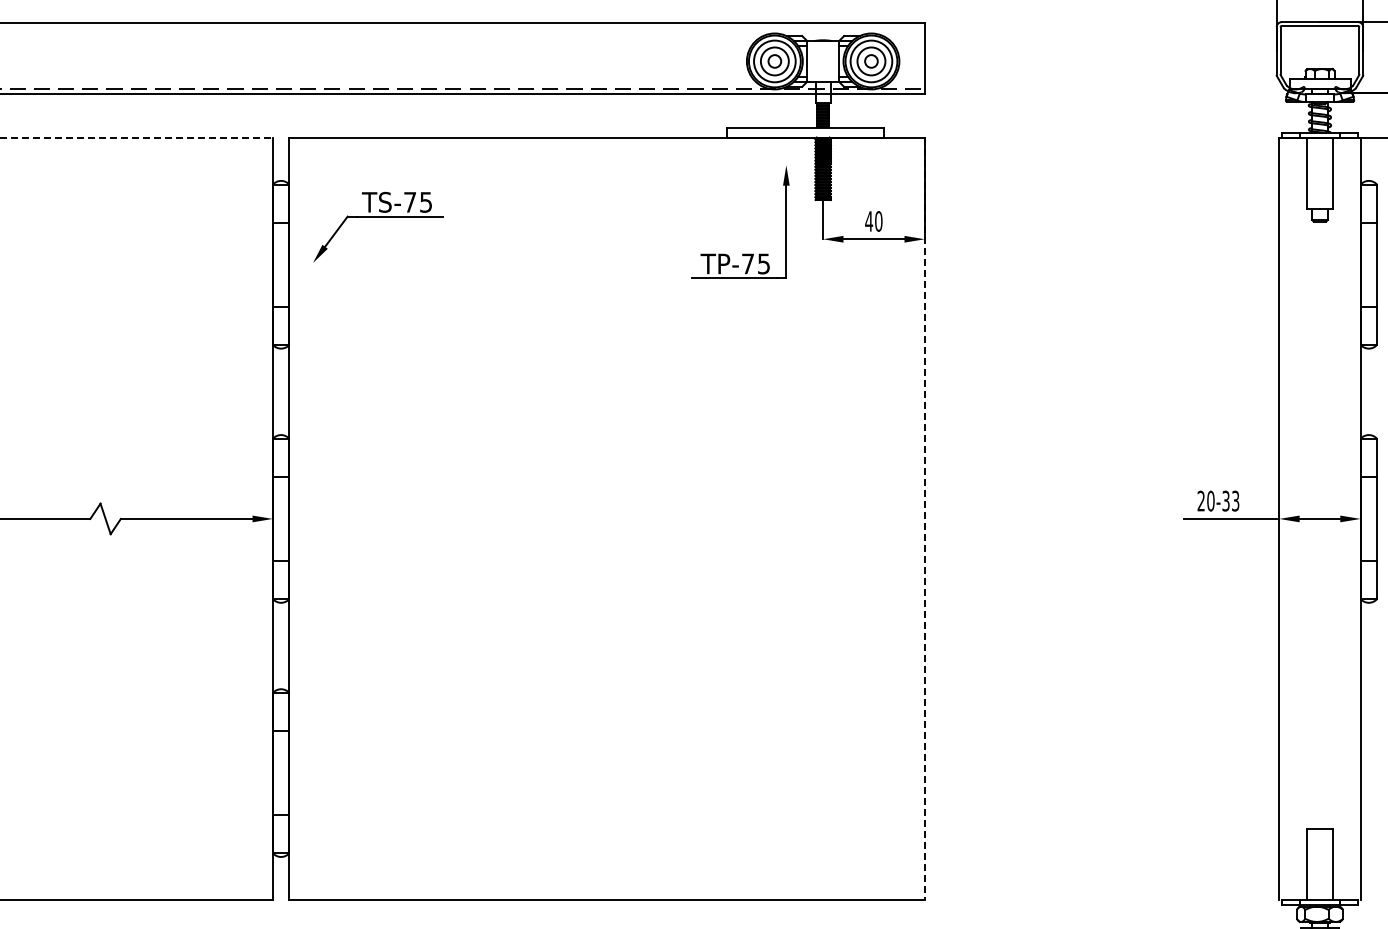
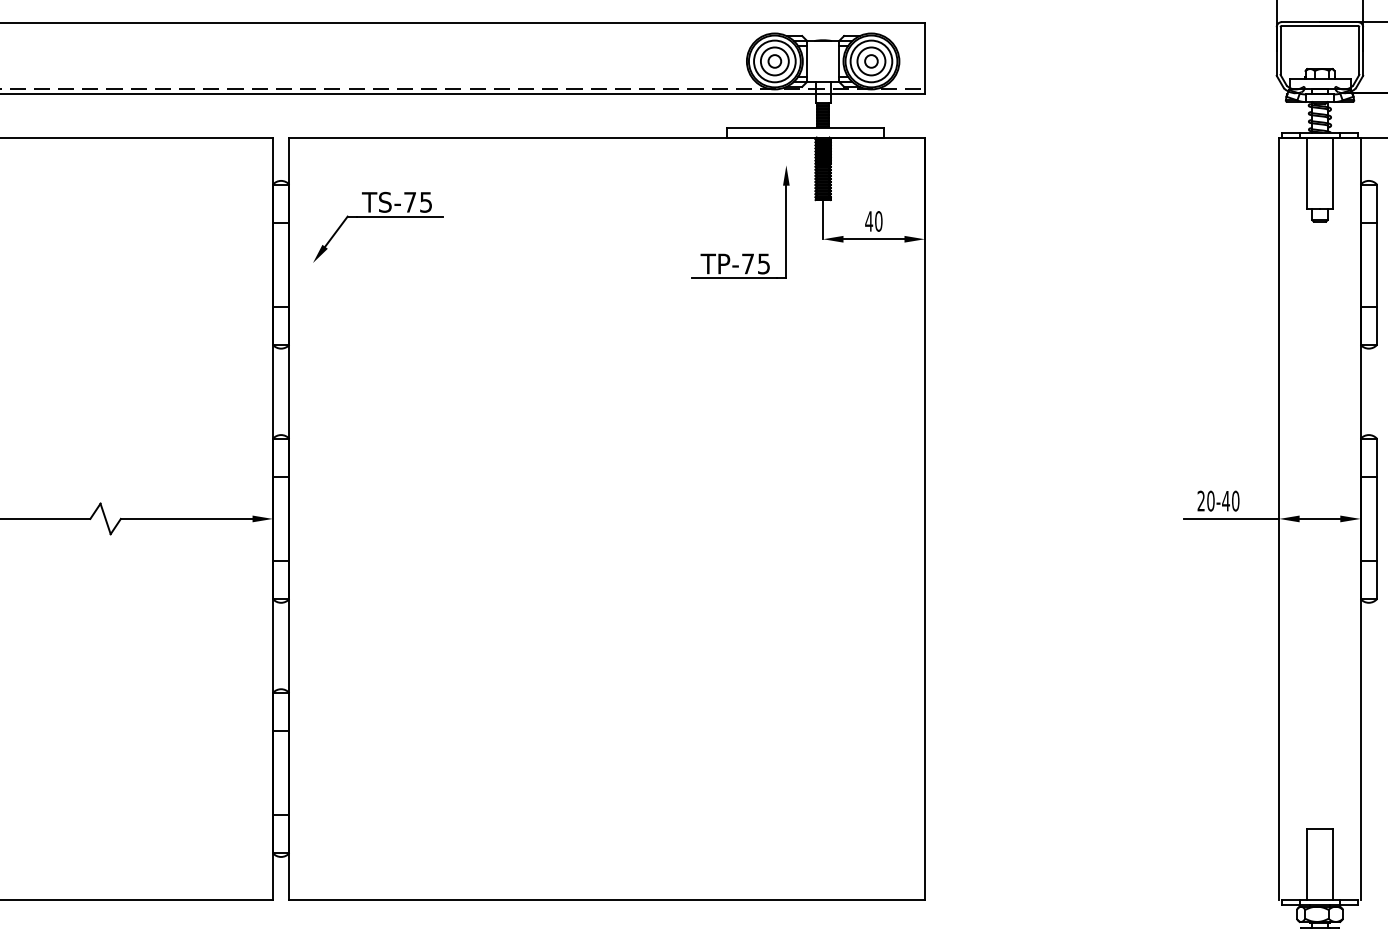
line: dashed -> solid (137, 137)
text: 20-33 -> 20-40 (1230, 500)
line: dashed -> solid (924, 519)
